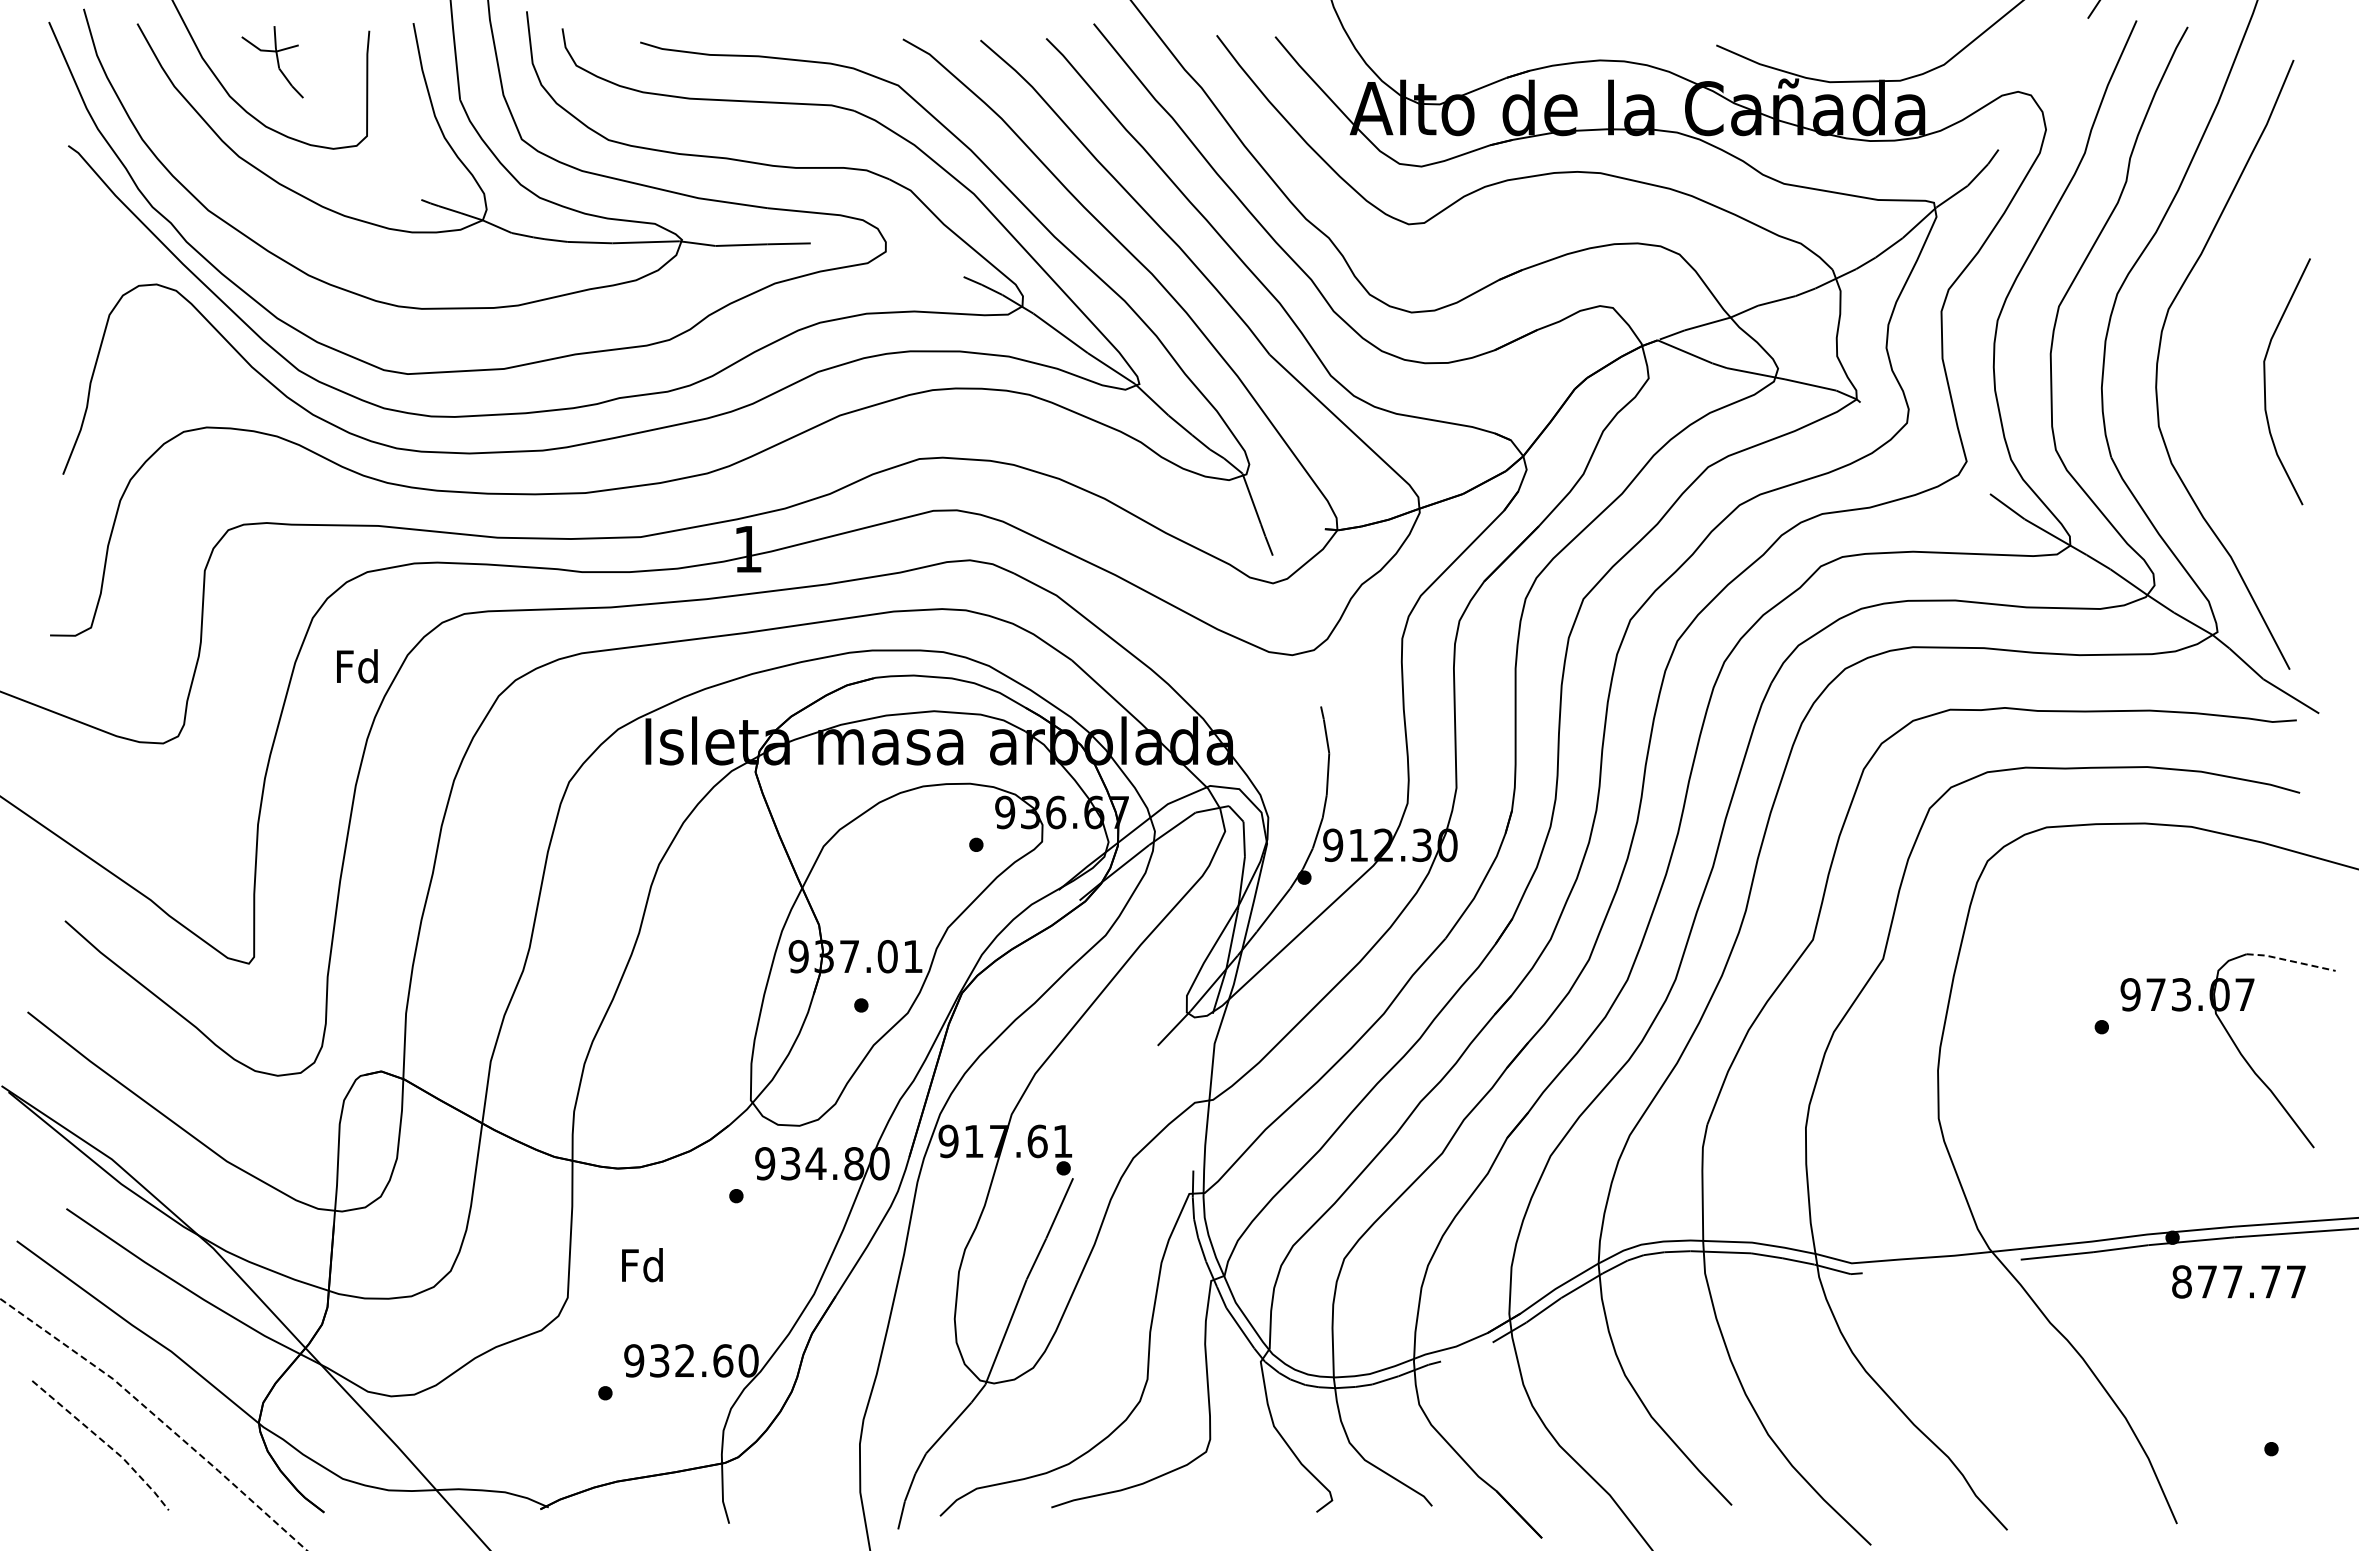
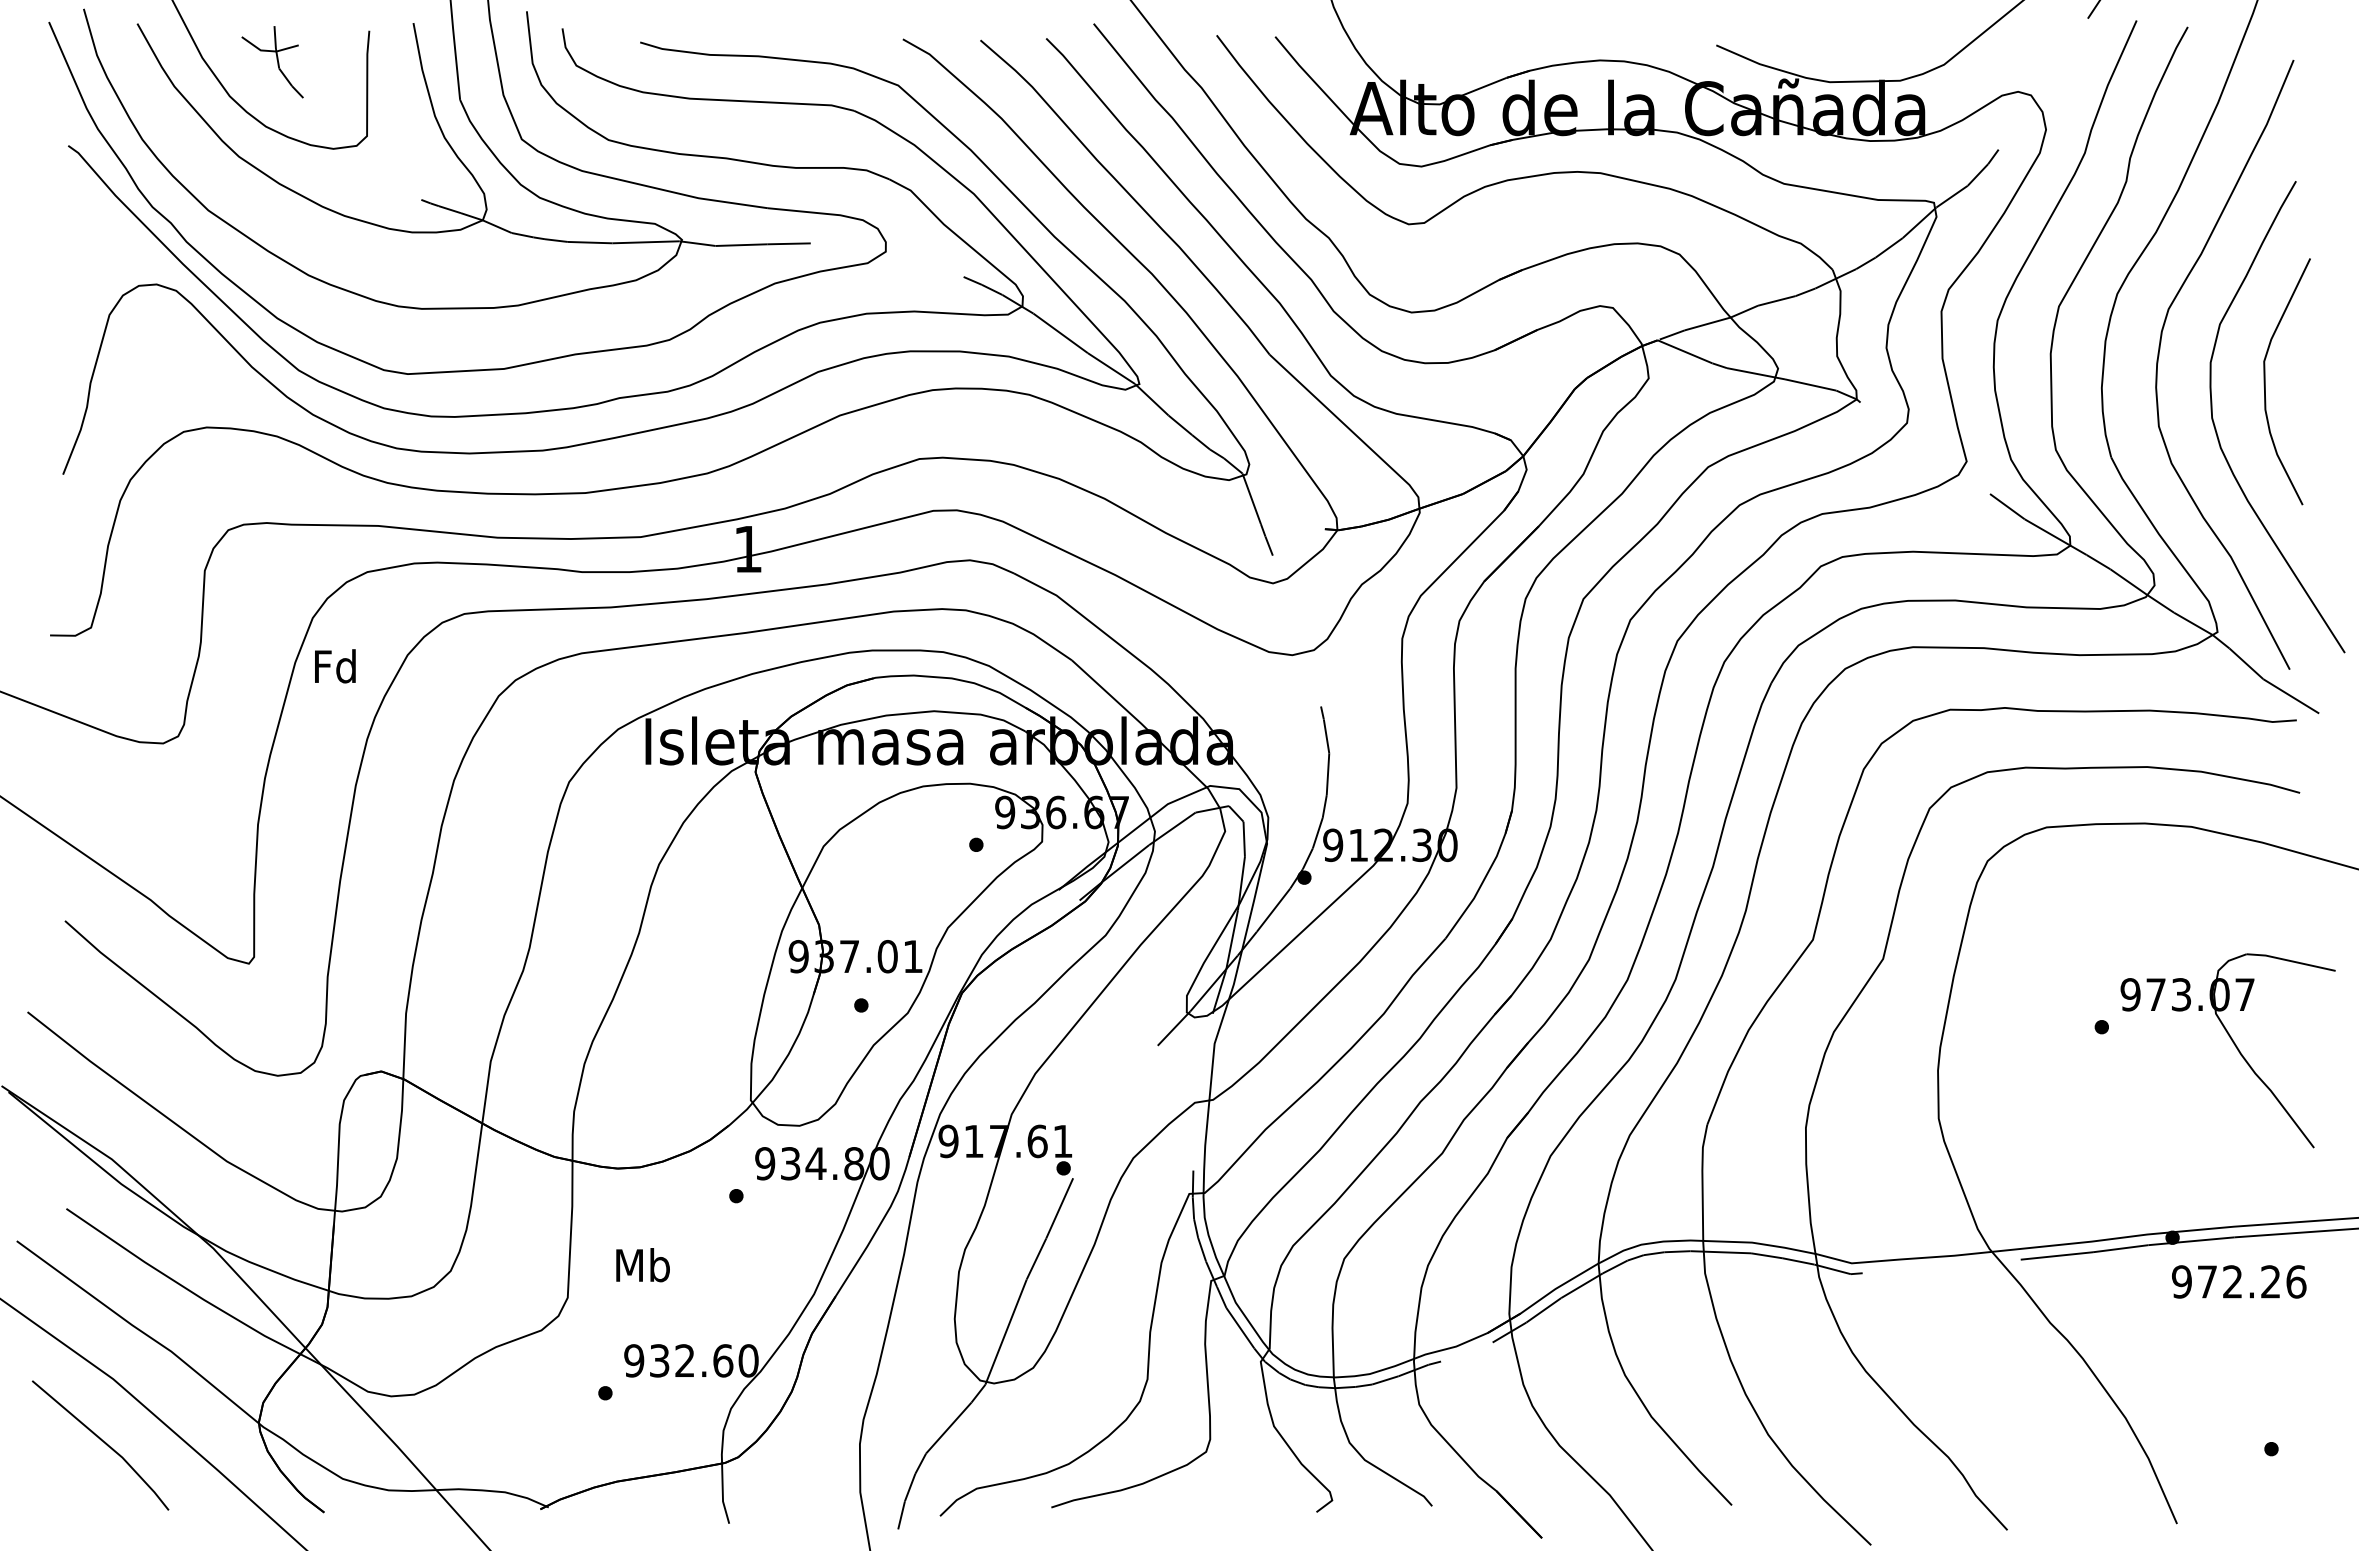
curve: none -> present (2218, 435)
text position: (357, 666) -> (335, 666) (335, 666)
line: dashed -> solid (2291, 961)
text: Fd -> Mb (642, 1265)
text: 877.77 -> 972.26 (2239, 1281)
line: dashed -> solid (159, 1419)
line: dashed -> solid (105, 1443)
